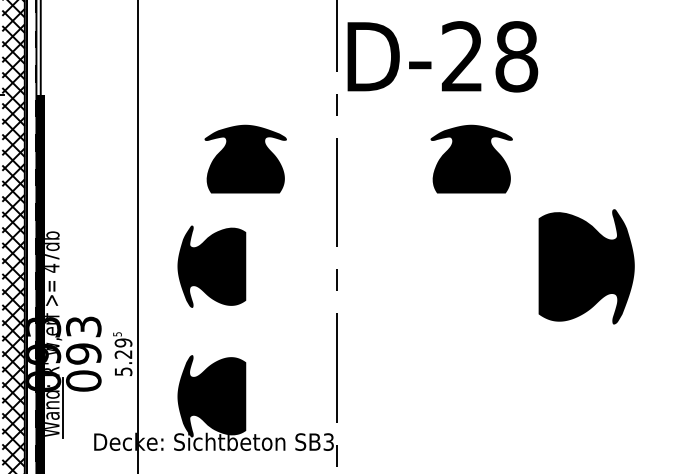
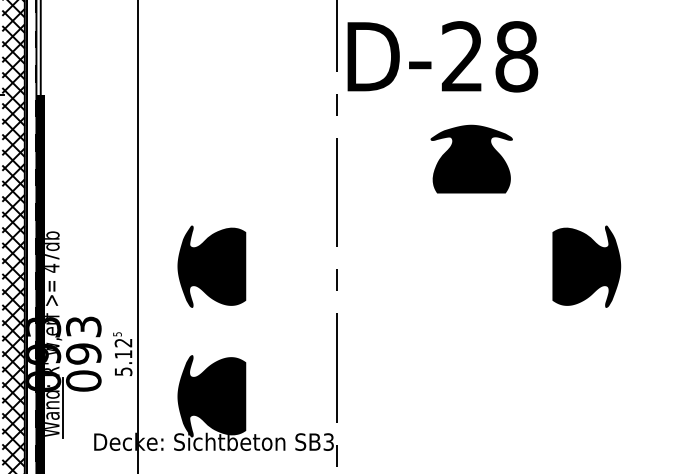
part: present -> none (245, 158)
part size: 97x116 px -> 70x83 px (586, 266)
text: 5.29 -> 5.12 (123, 348)
